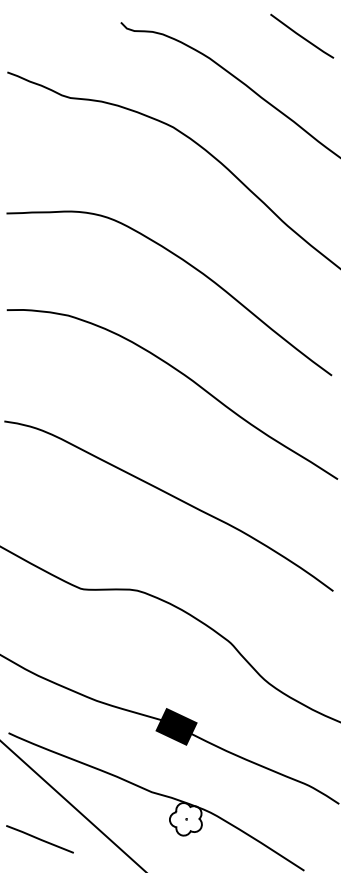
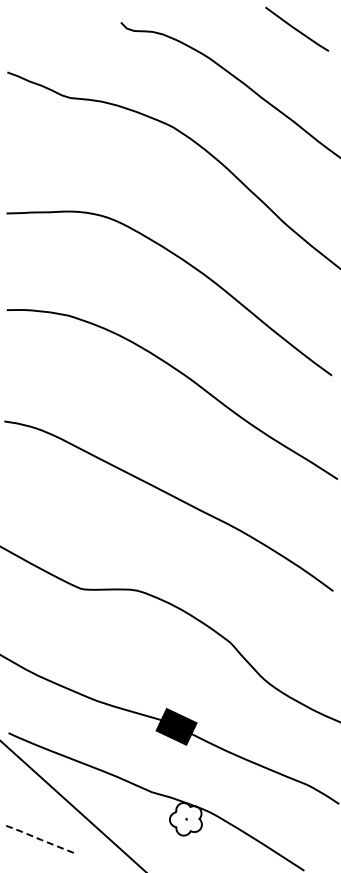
line position: (301, 35) -> (296, 28) (296, 28)
line: solid -> dashed (39, 839)
